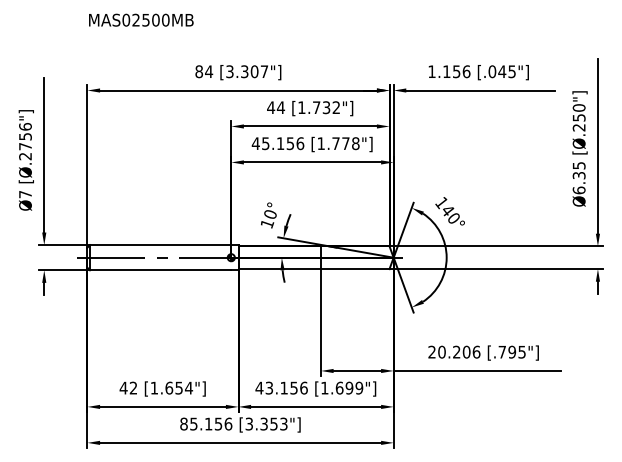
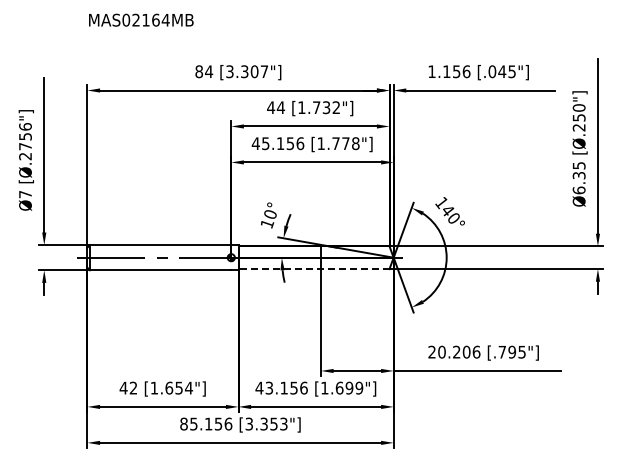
text: MAS02500MB -> MAS02164MB (155, 19)
line: solid -> dashed (314, 269)
